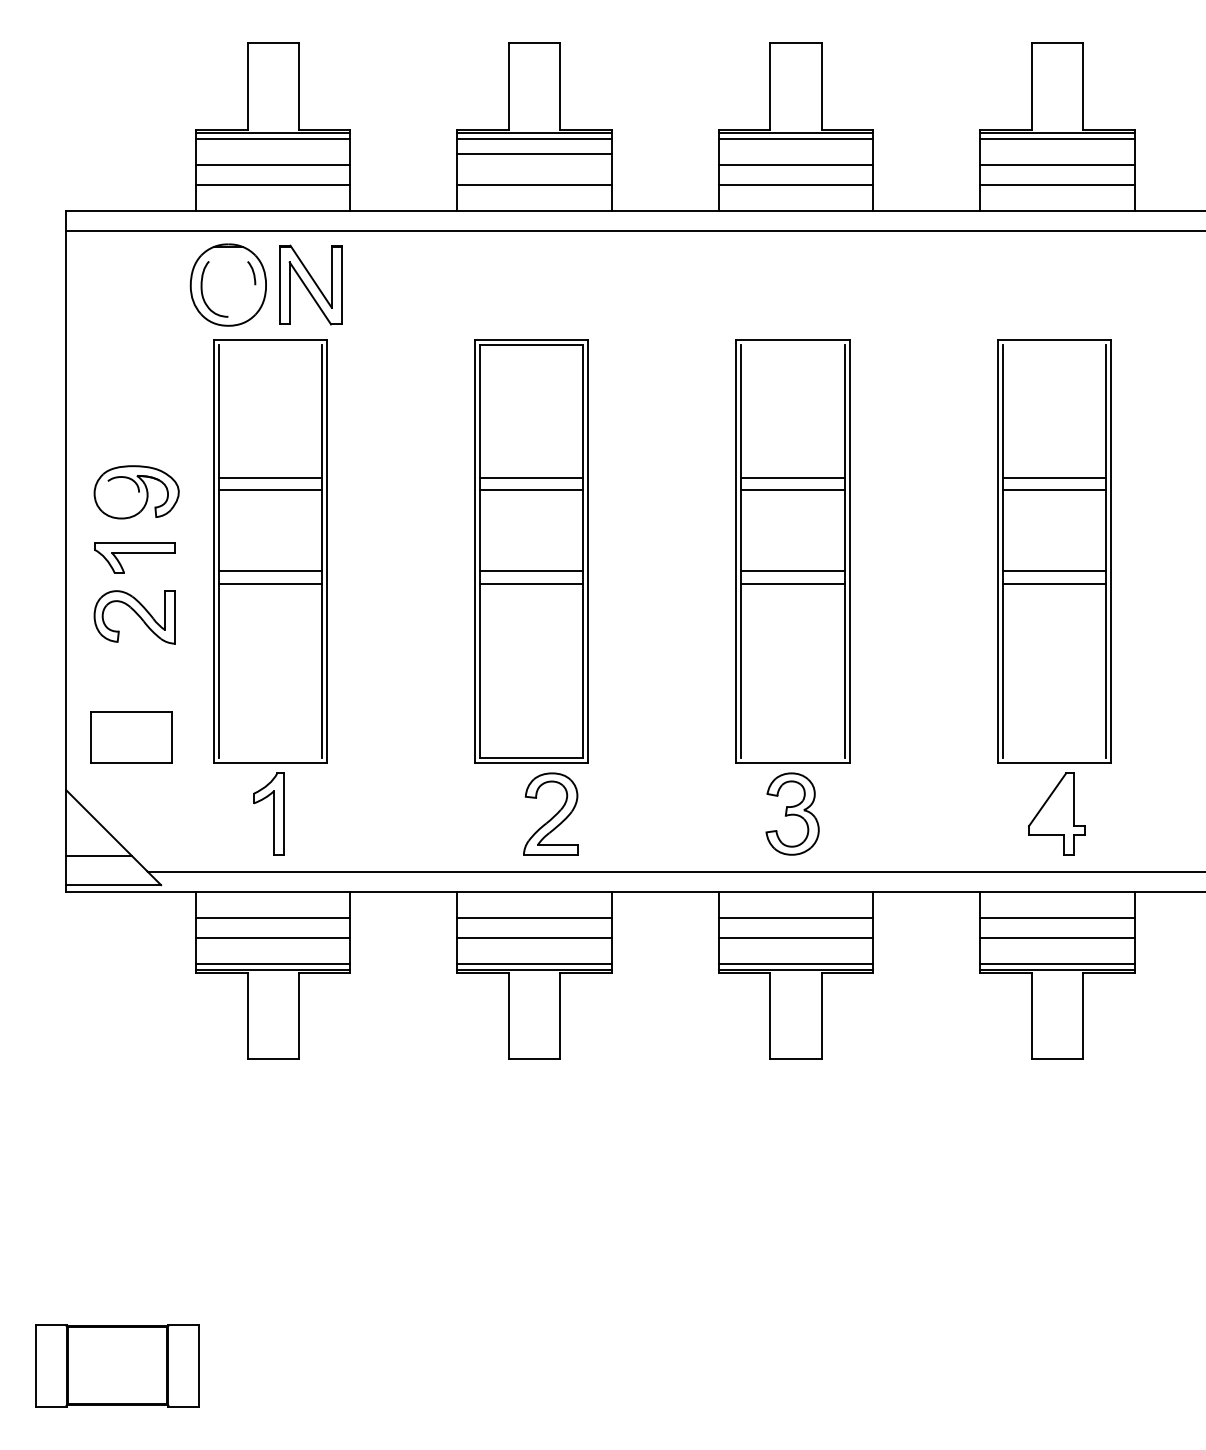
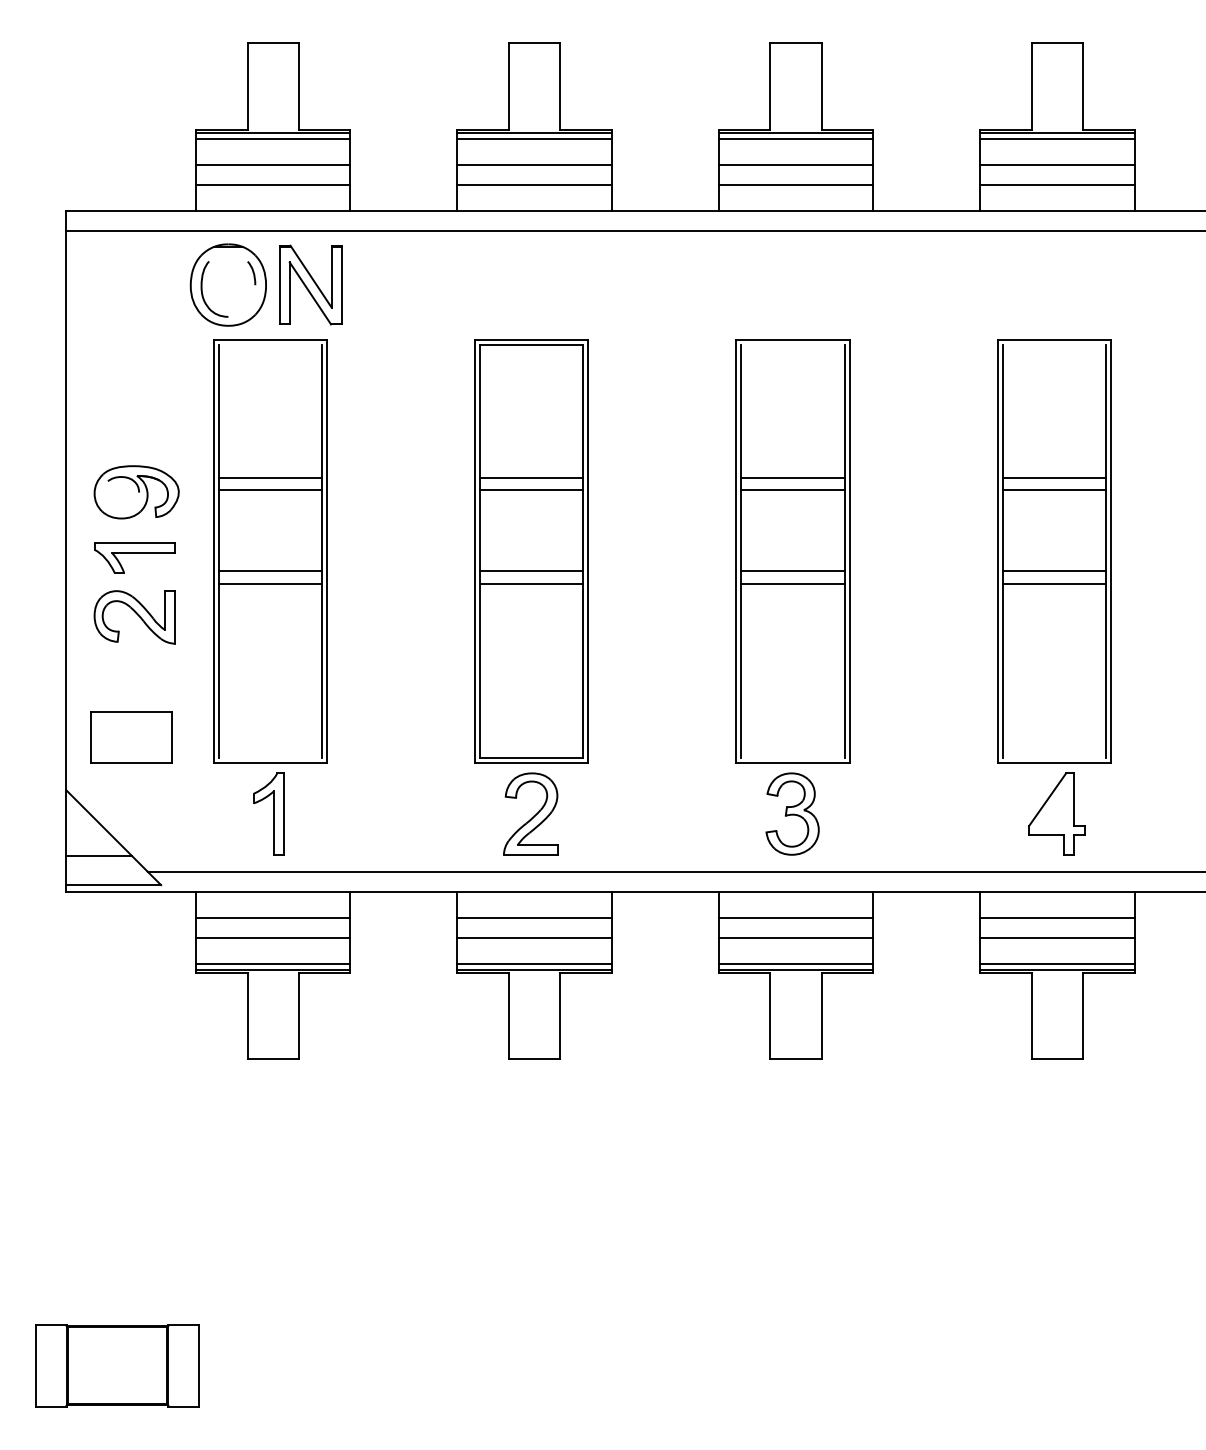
line position: (534, 153) -> (534, 164) (534, 164)
part position: (550, 813) -> (530, 813) (530, 813)
